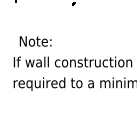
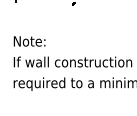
text position: (35, 41) -> (29, 41) (29, 41)
